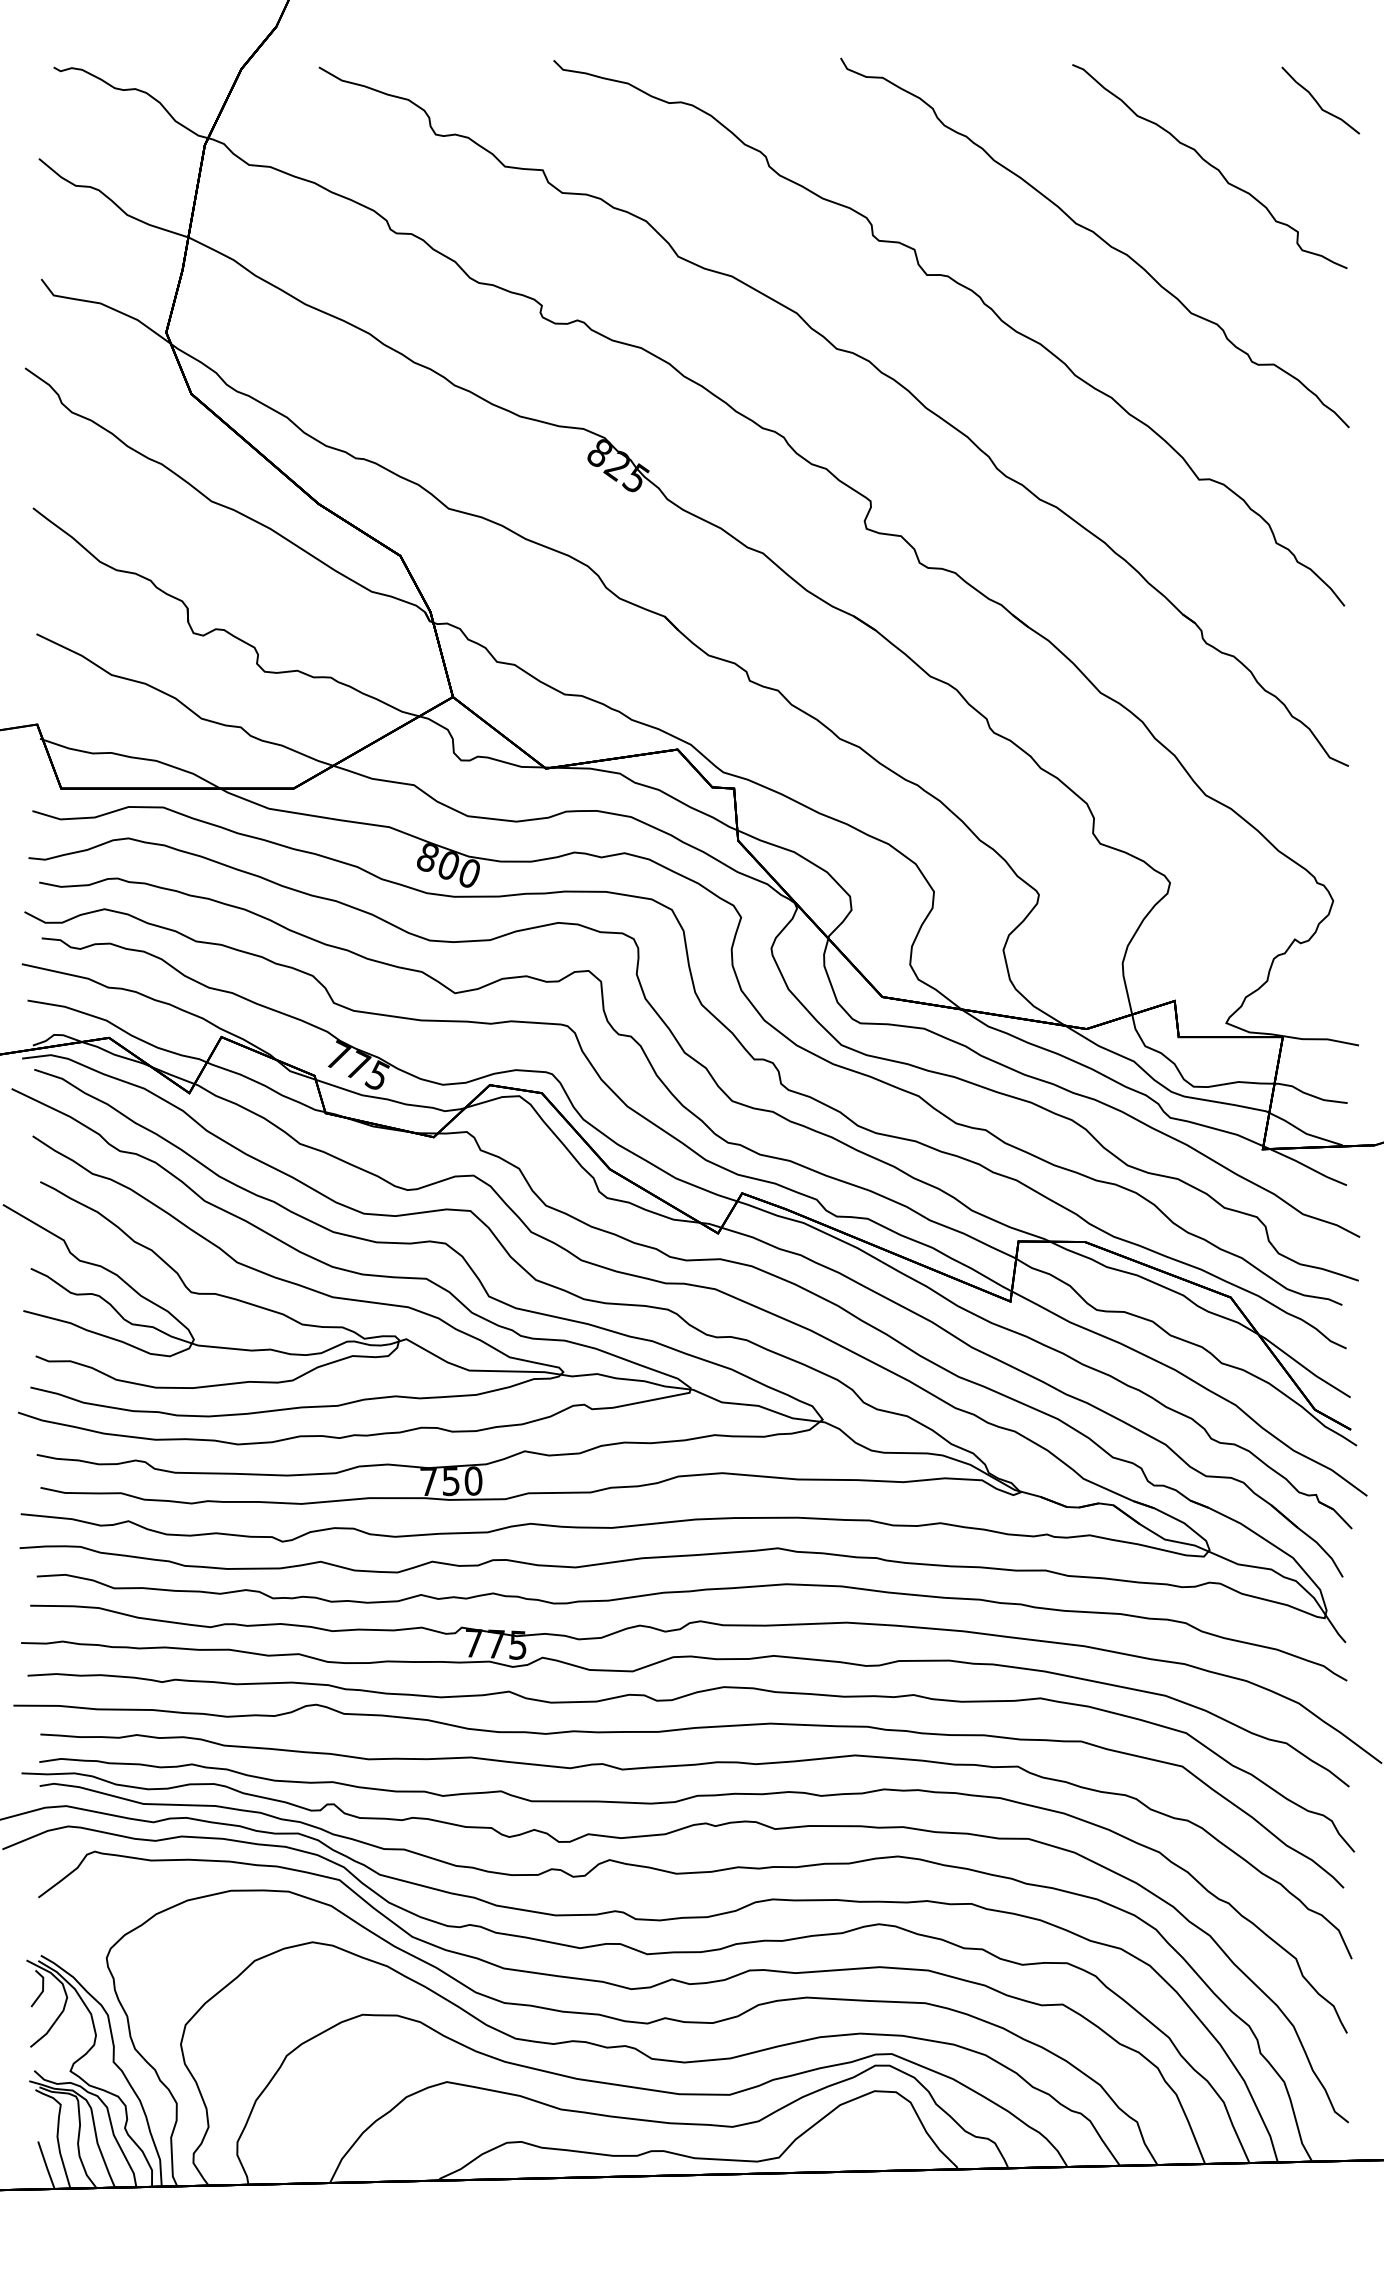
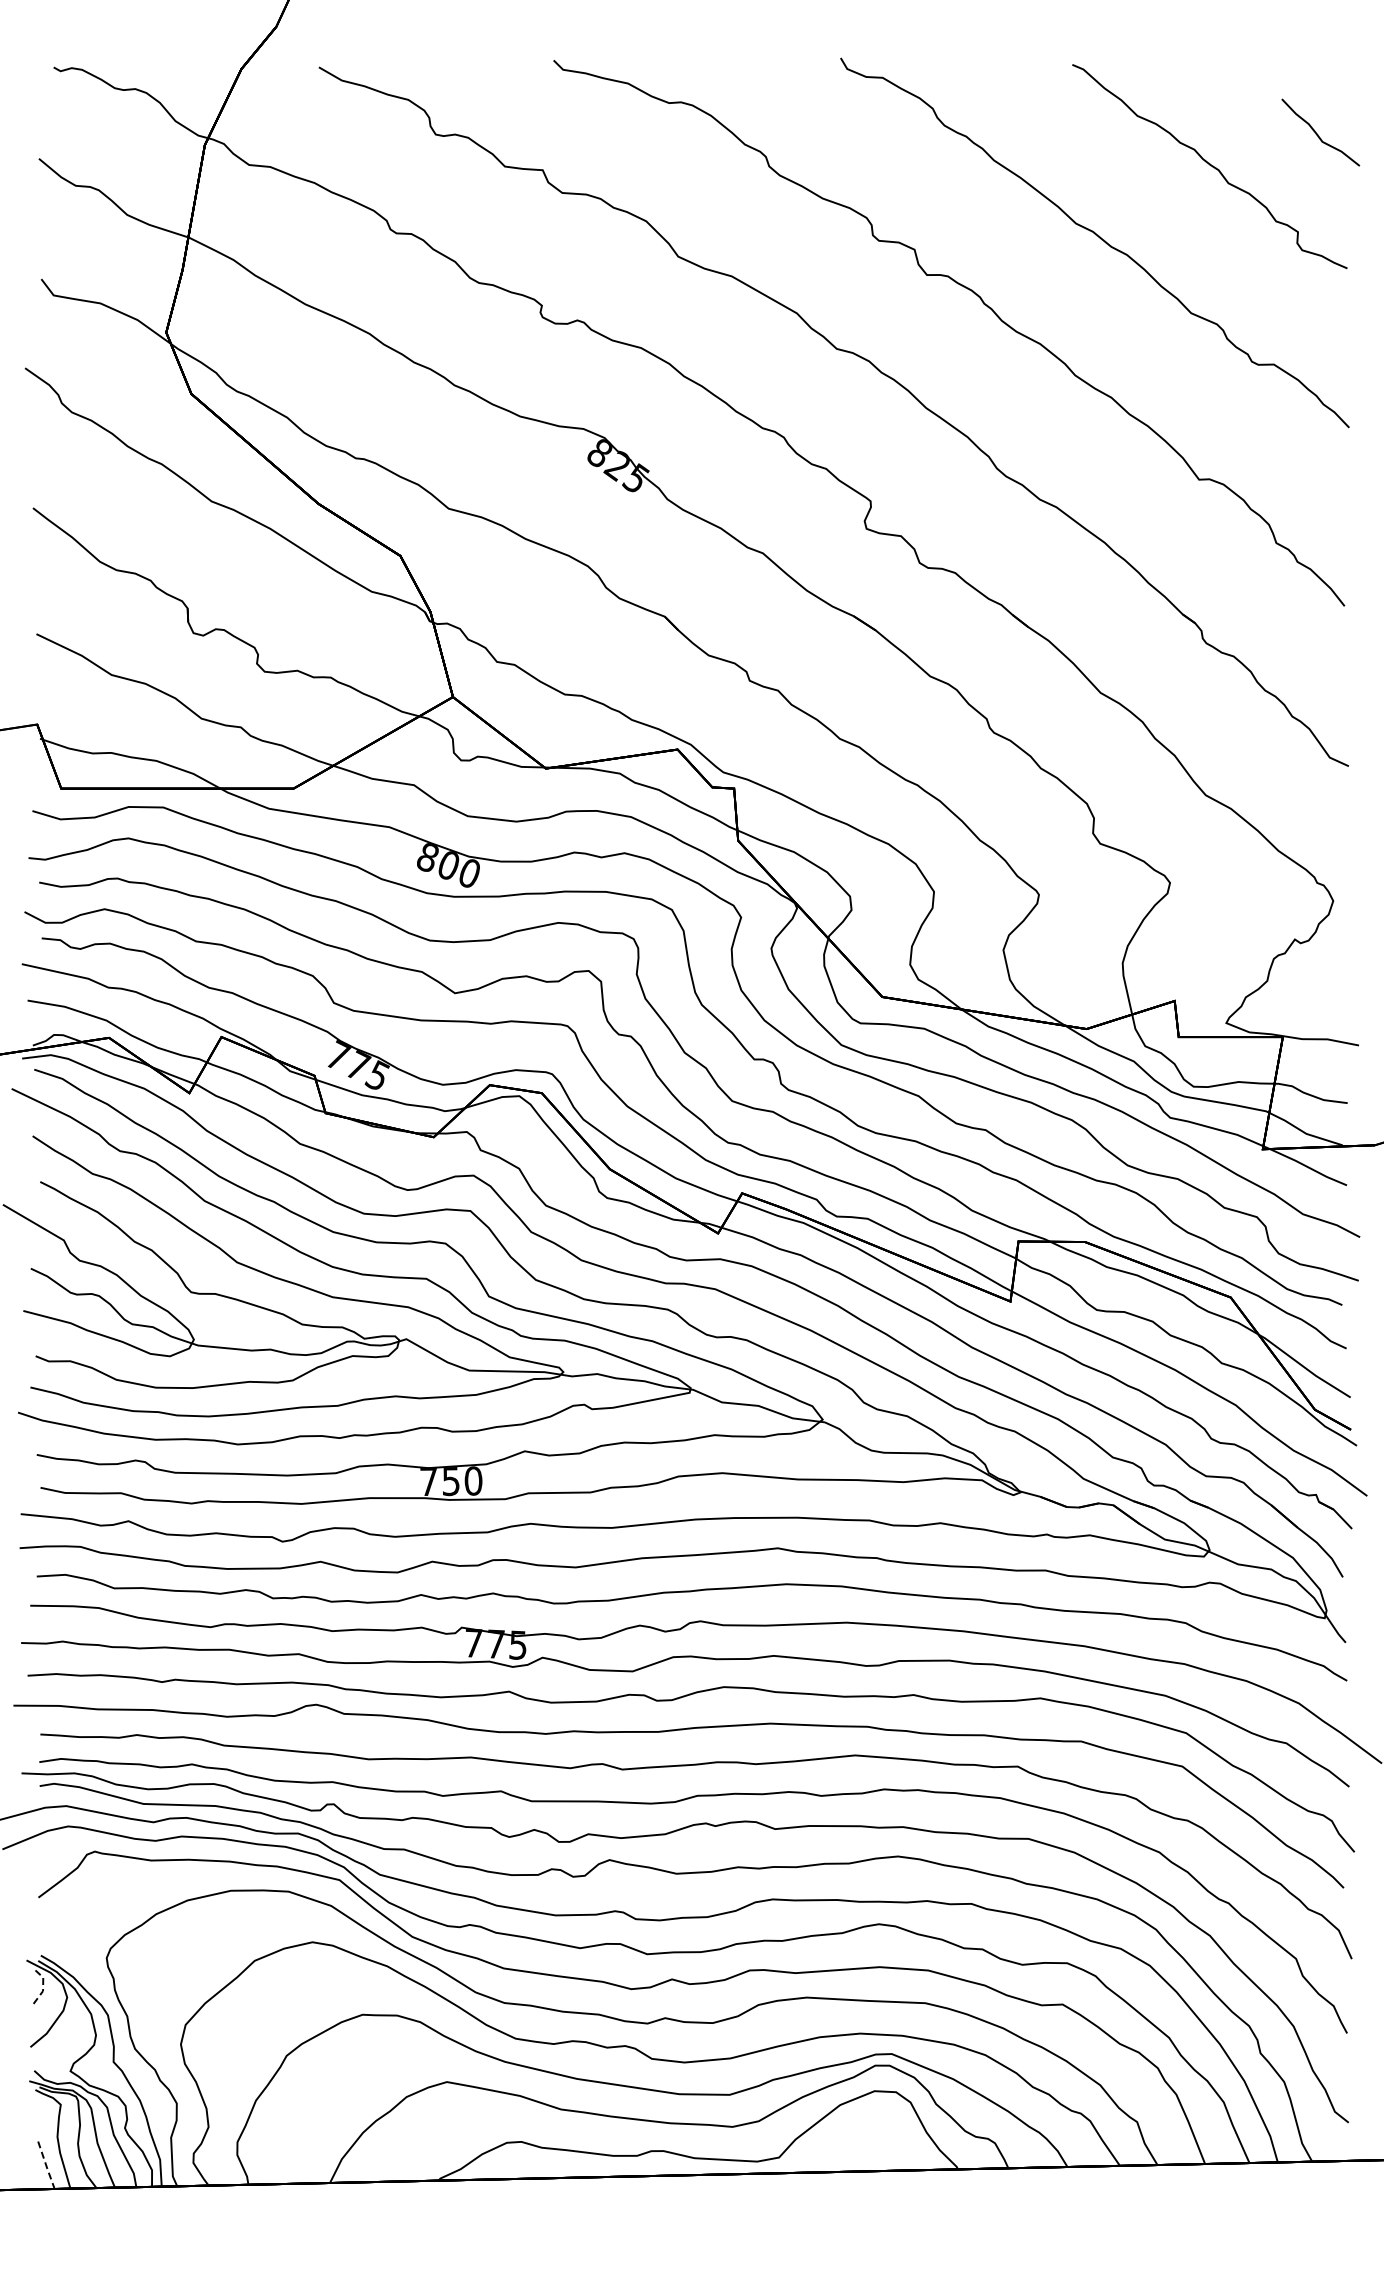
curve position: (1318, 102) -> (1318, 134) (1318, 134)
line: solid -> dashed (43, 1989)
line: solid -> dashed (46, 2166)
